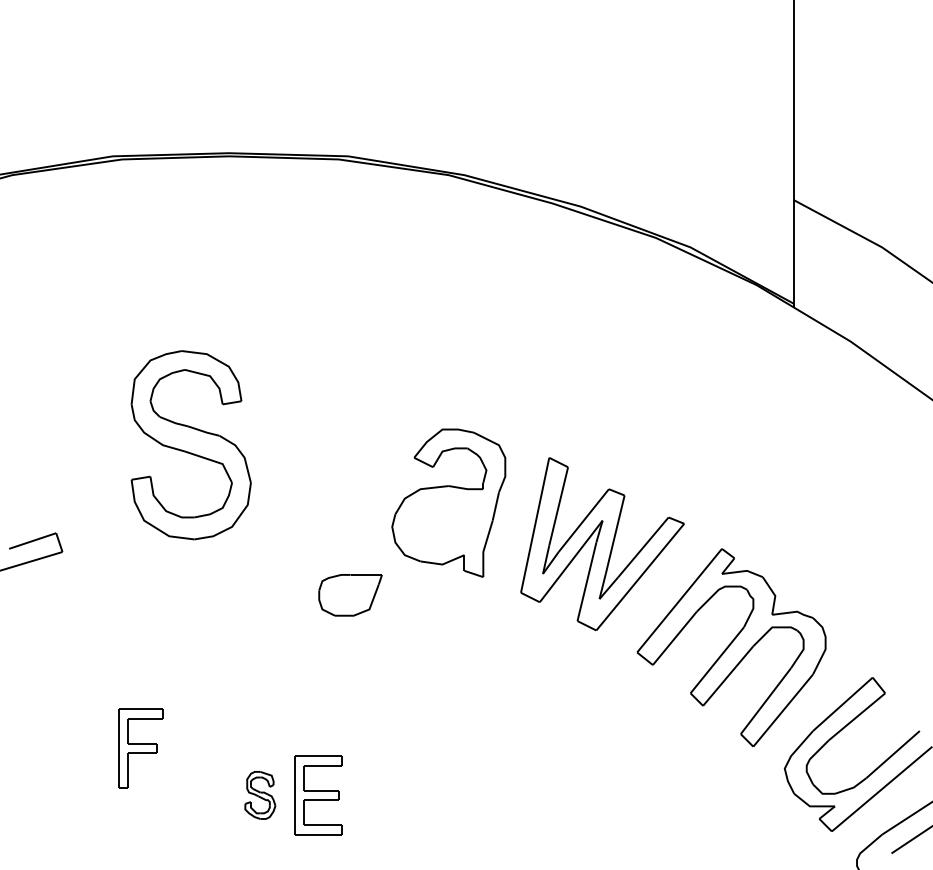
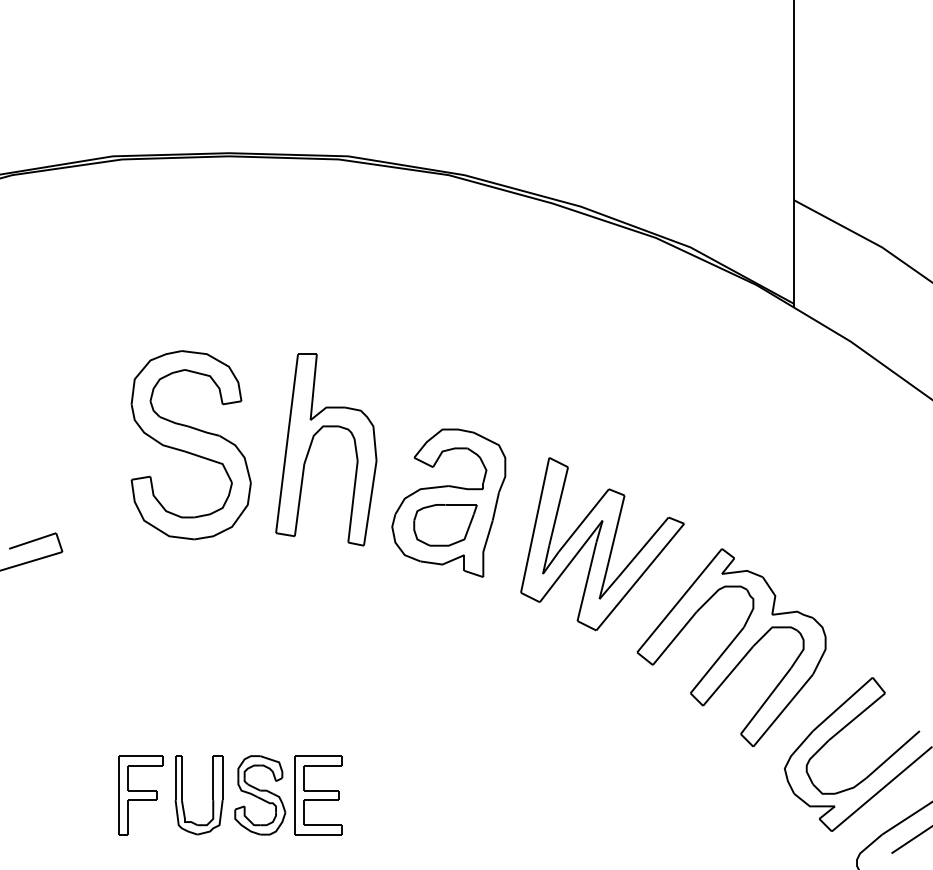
part: none -> present (312, 443)
part position: (350, 595) -> (445, 525) (445, 525)
part position: (140, 748) -> (140, 795) (140, 795)
part: none -> present (212, 795)
part size: 33x49 px -> 53x81 px (260, 795)
